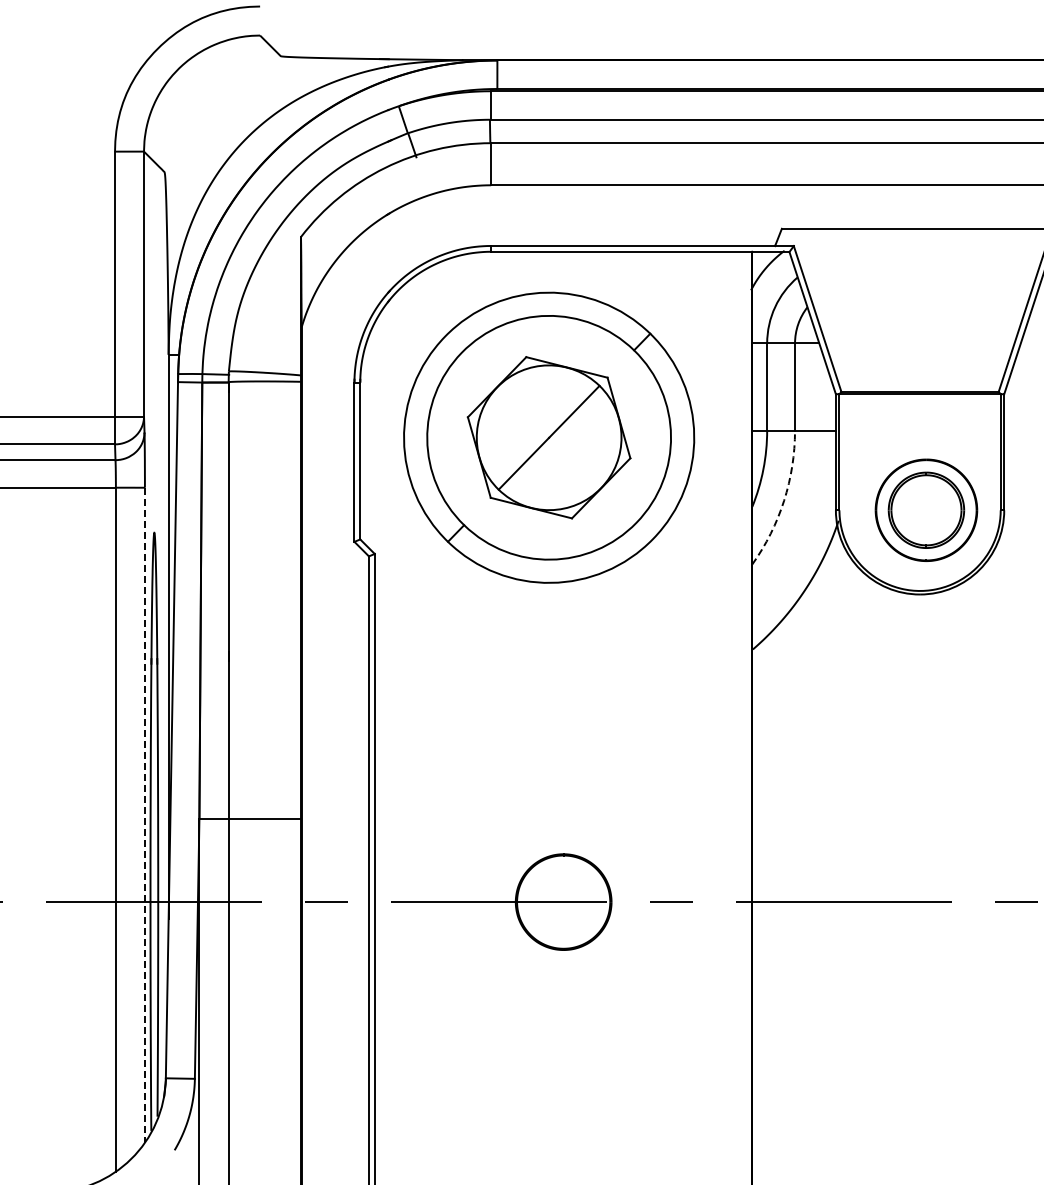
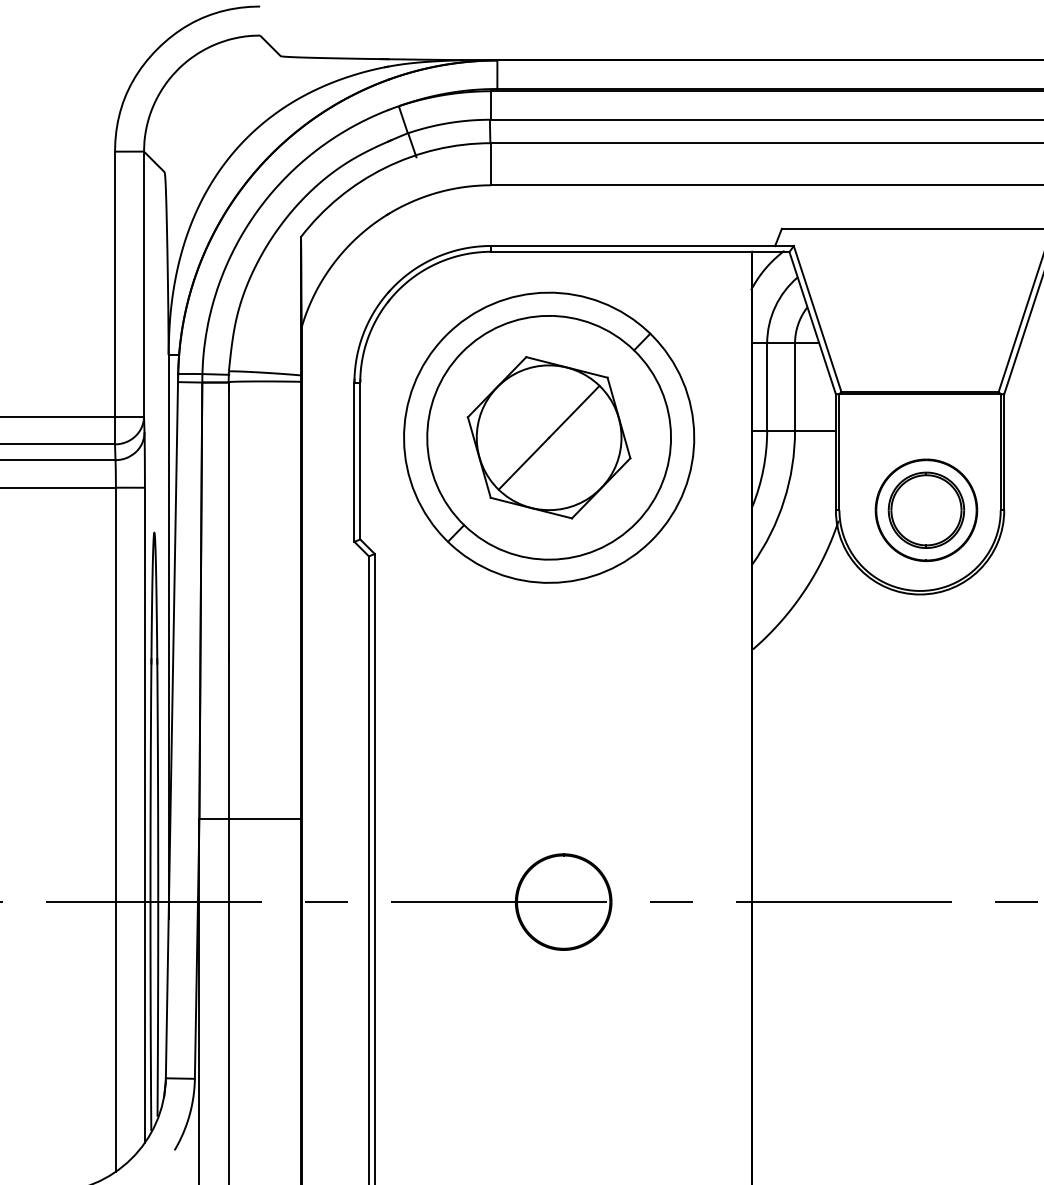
arc: dashed -> solid (784, 500)
line: dashed -> solid (144, 815)
